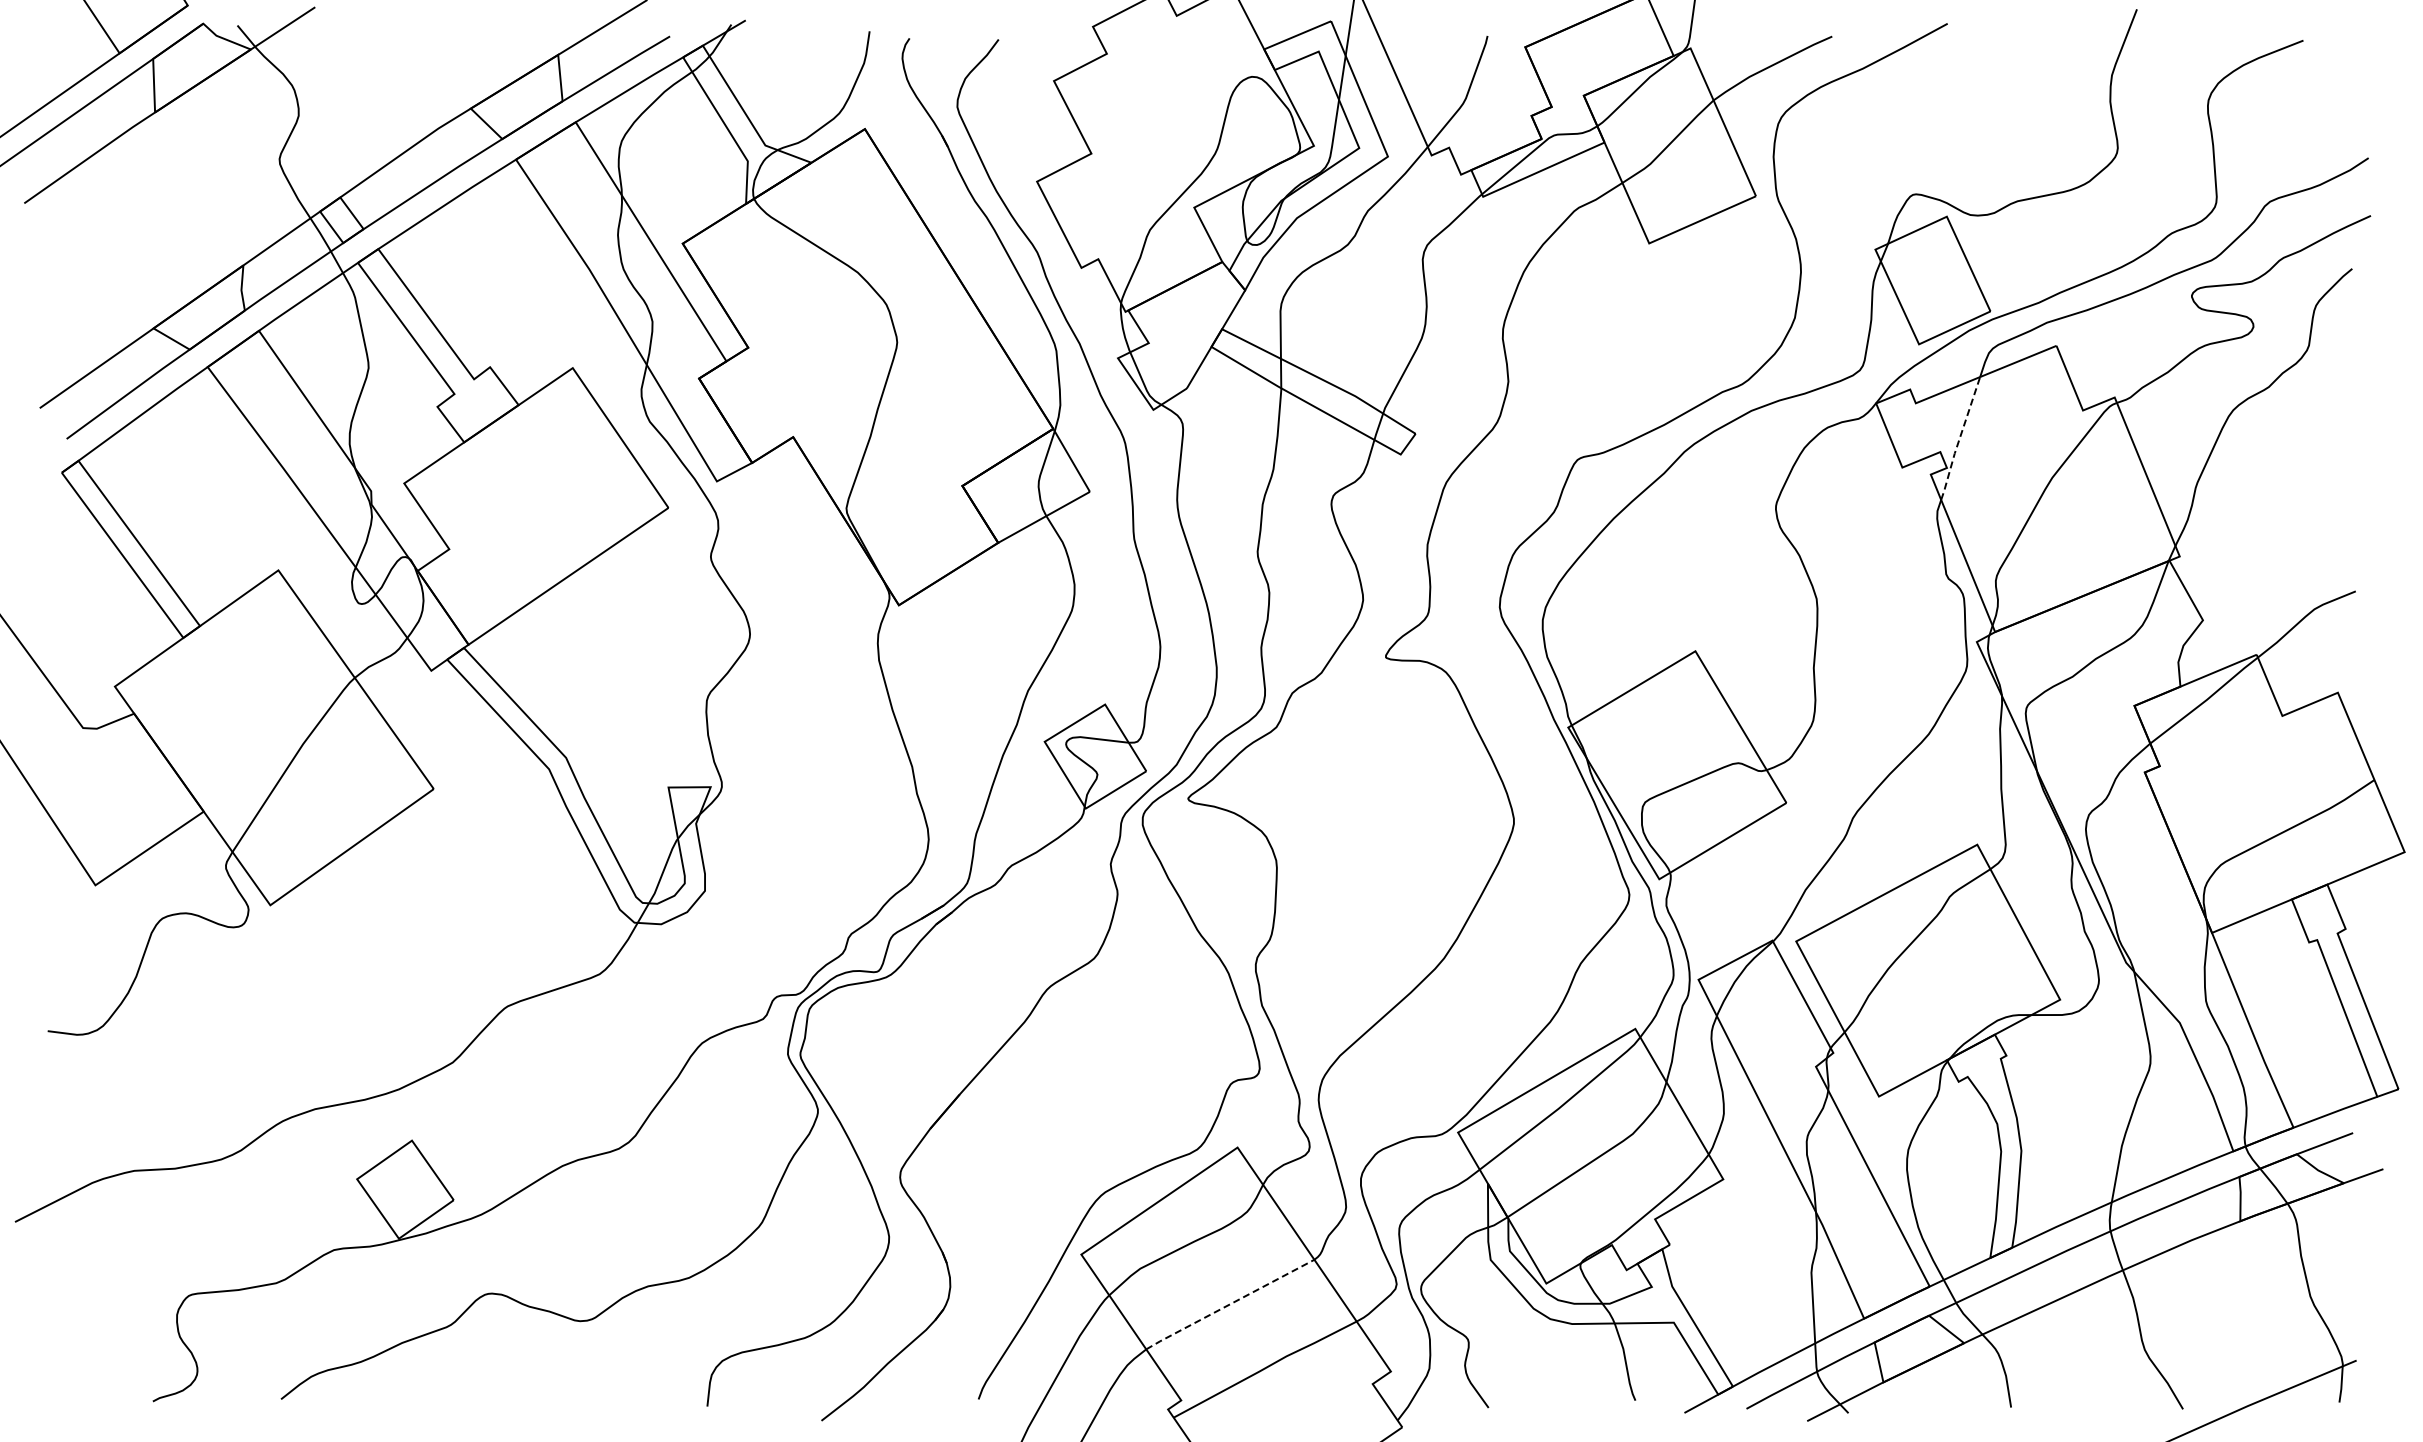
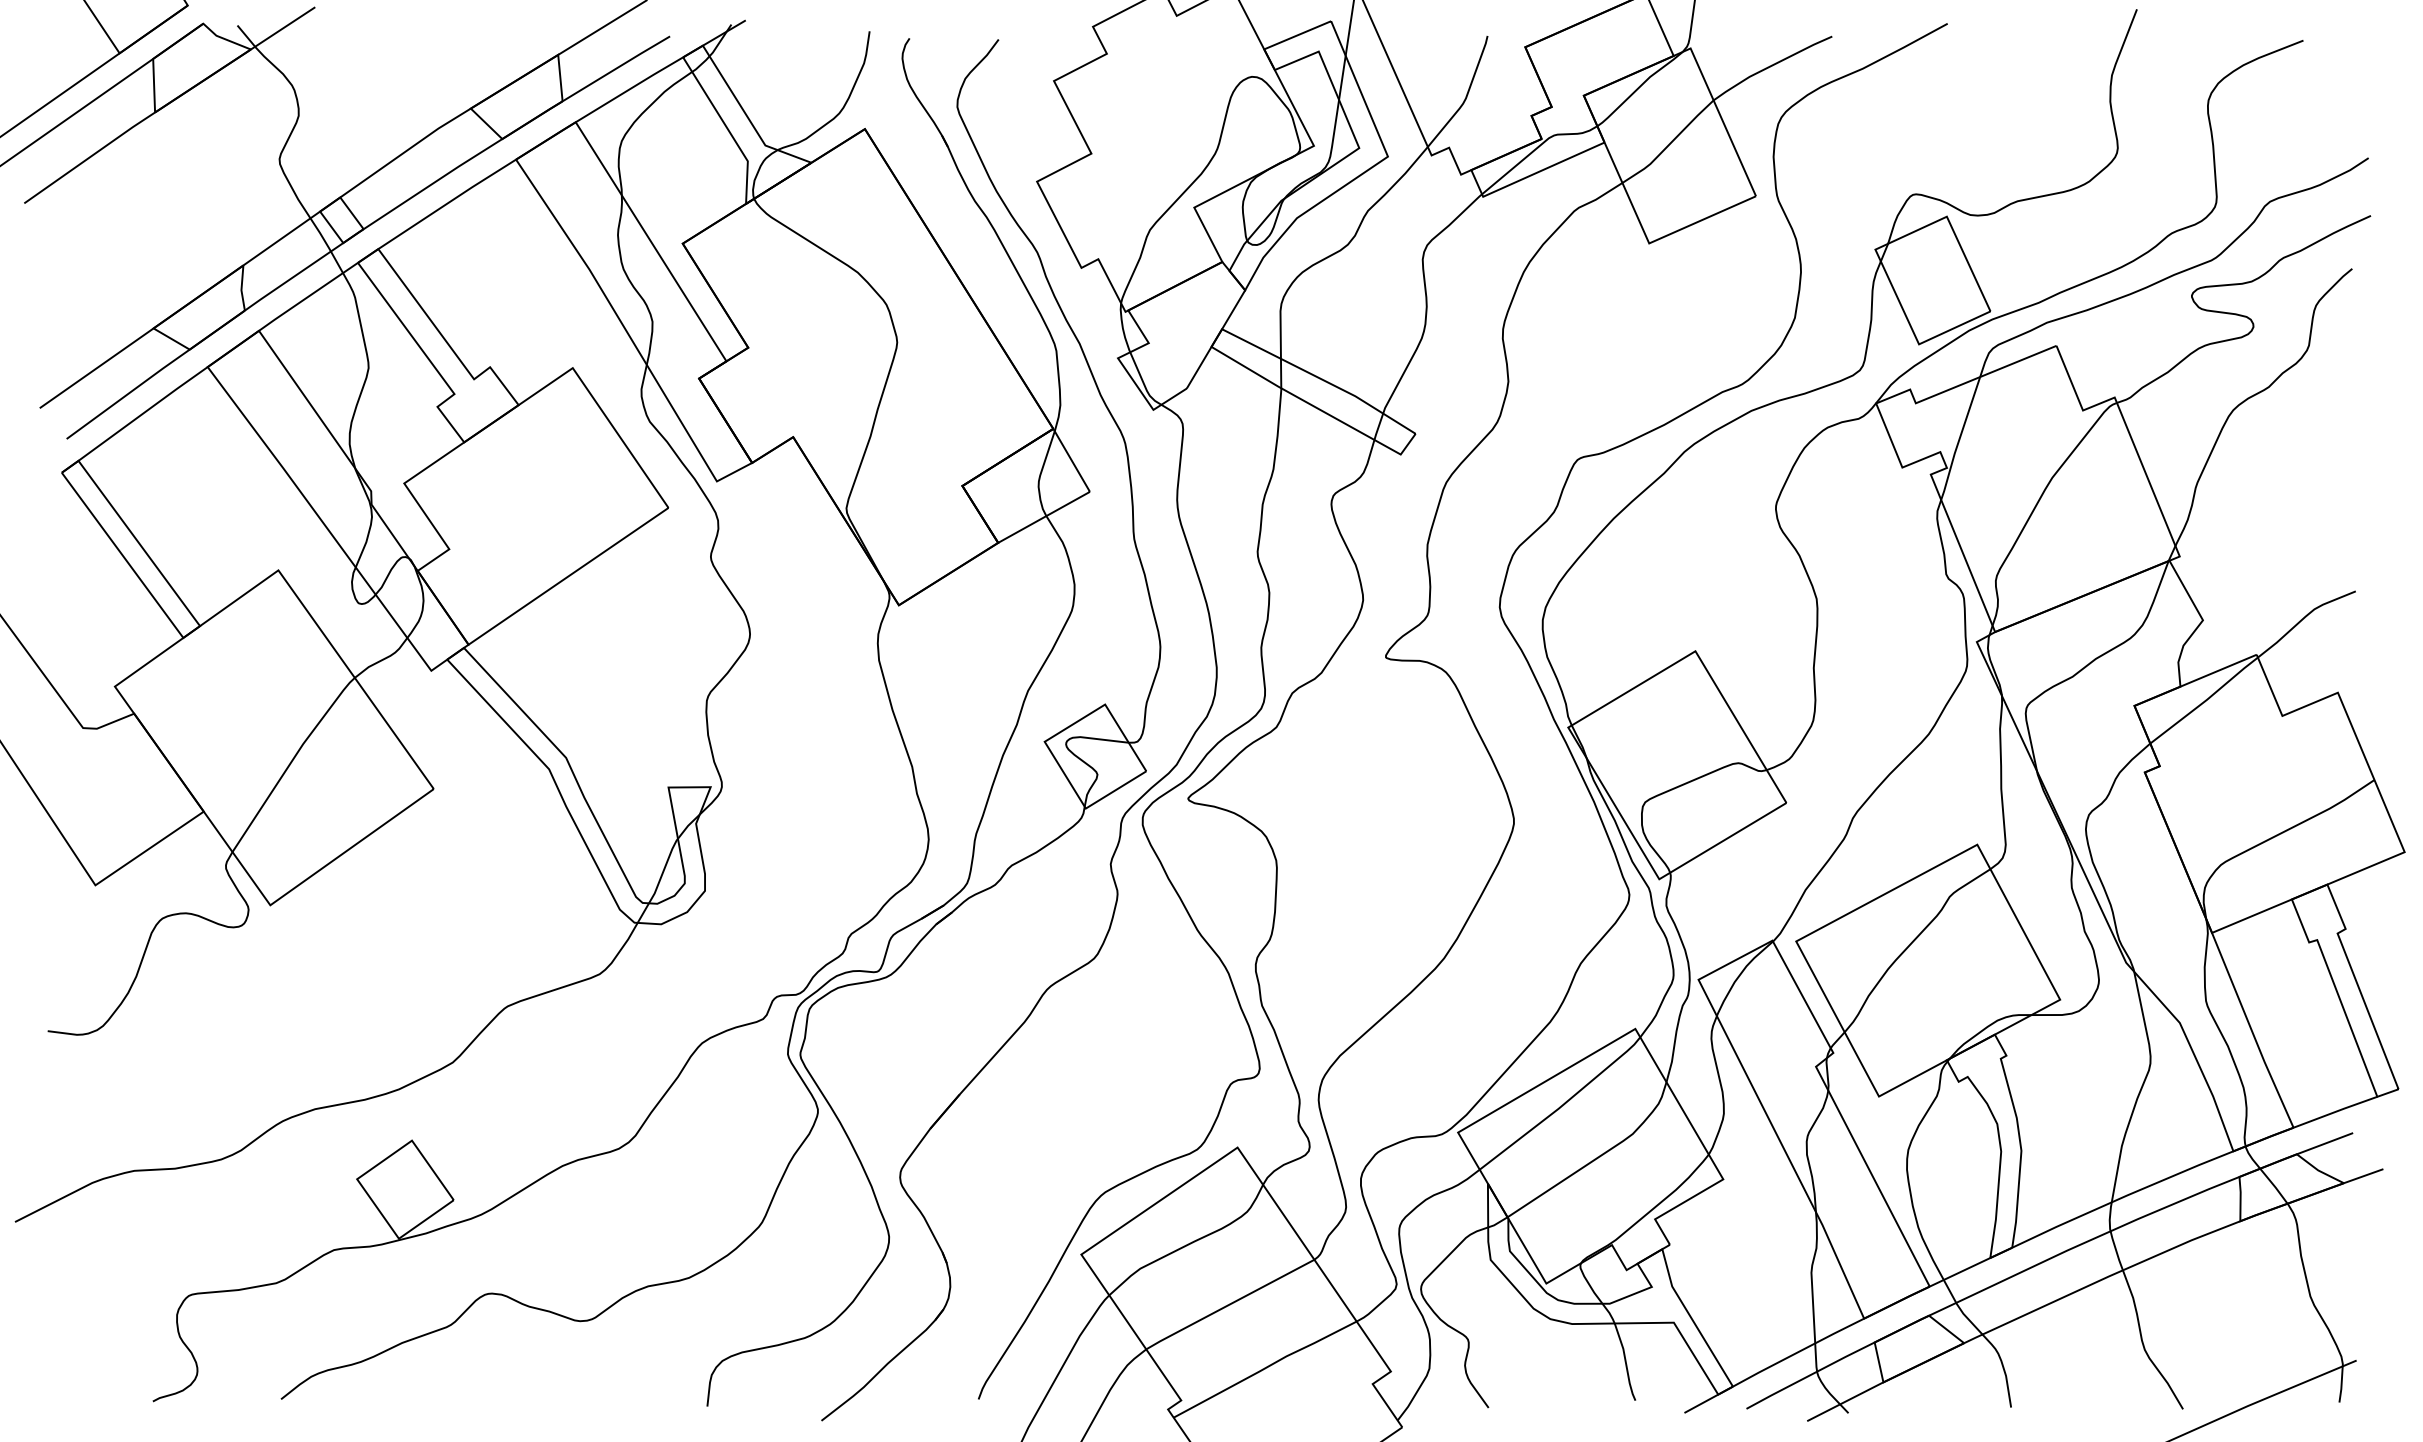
line: dashed -> solid (1959, 439)
line: dashed -> solid (1229, 1304)
